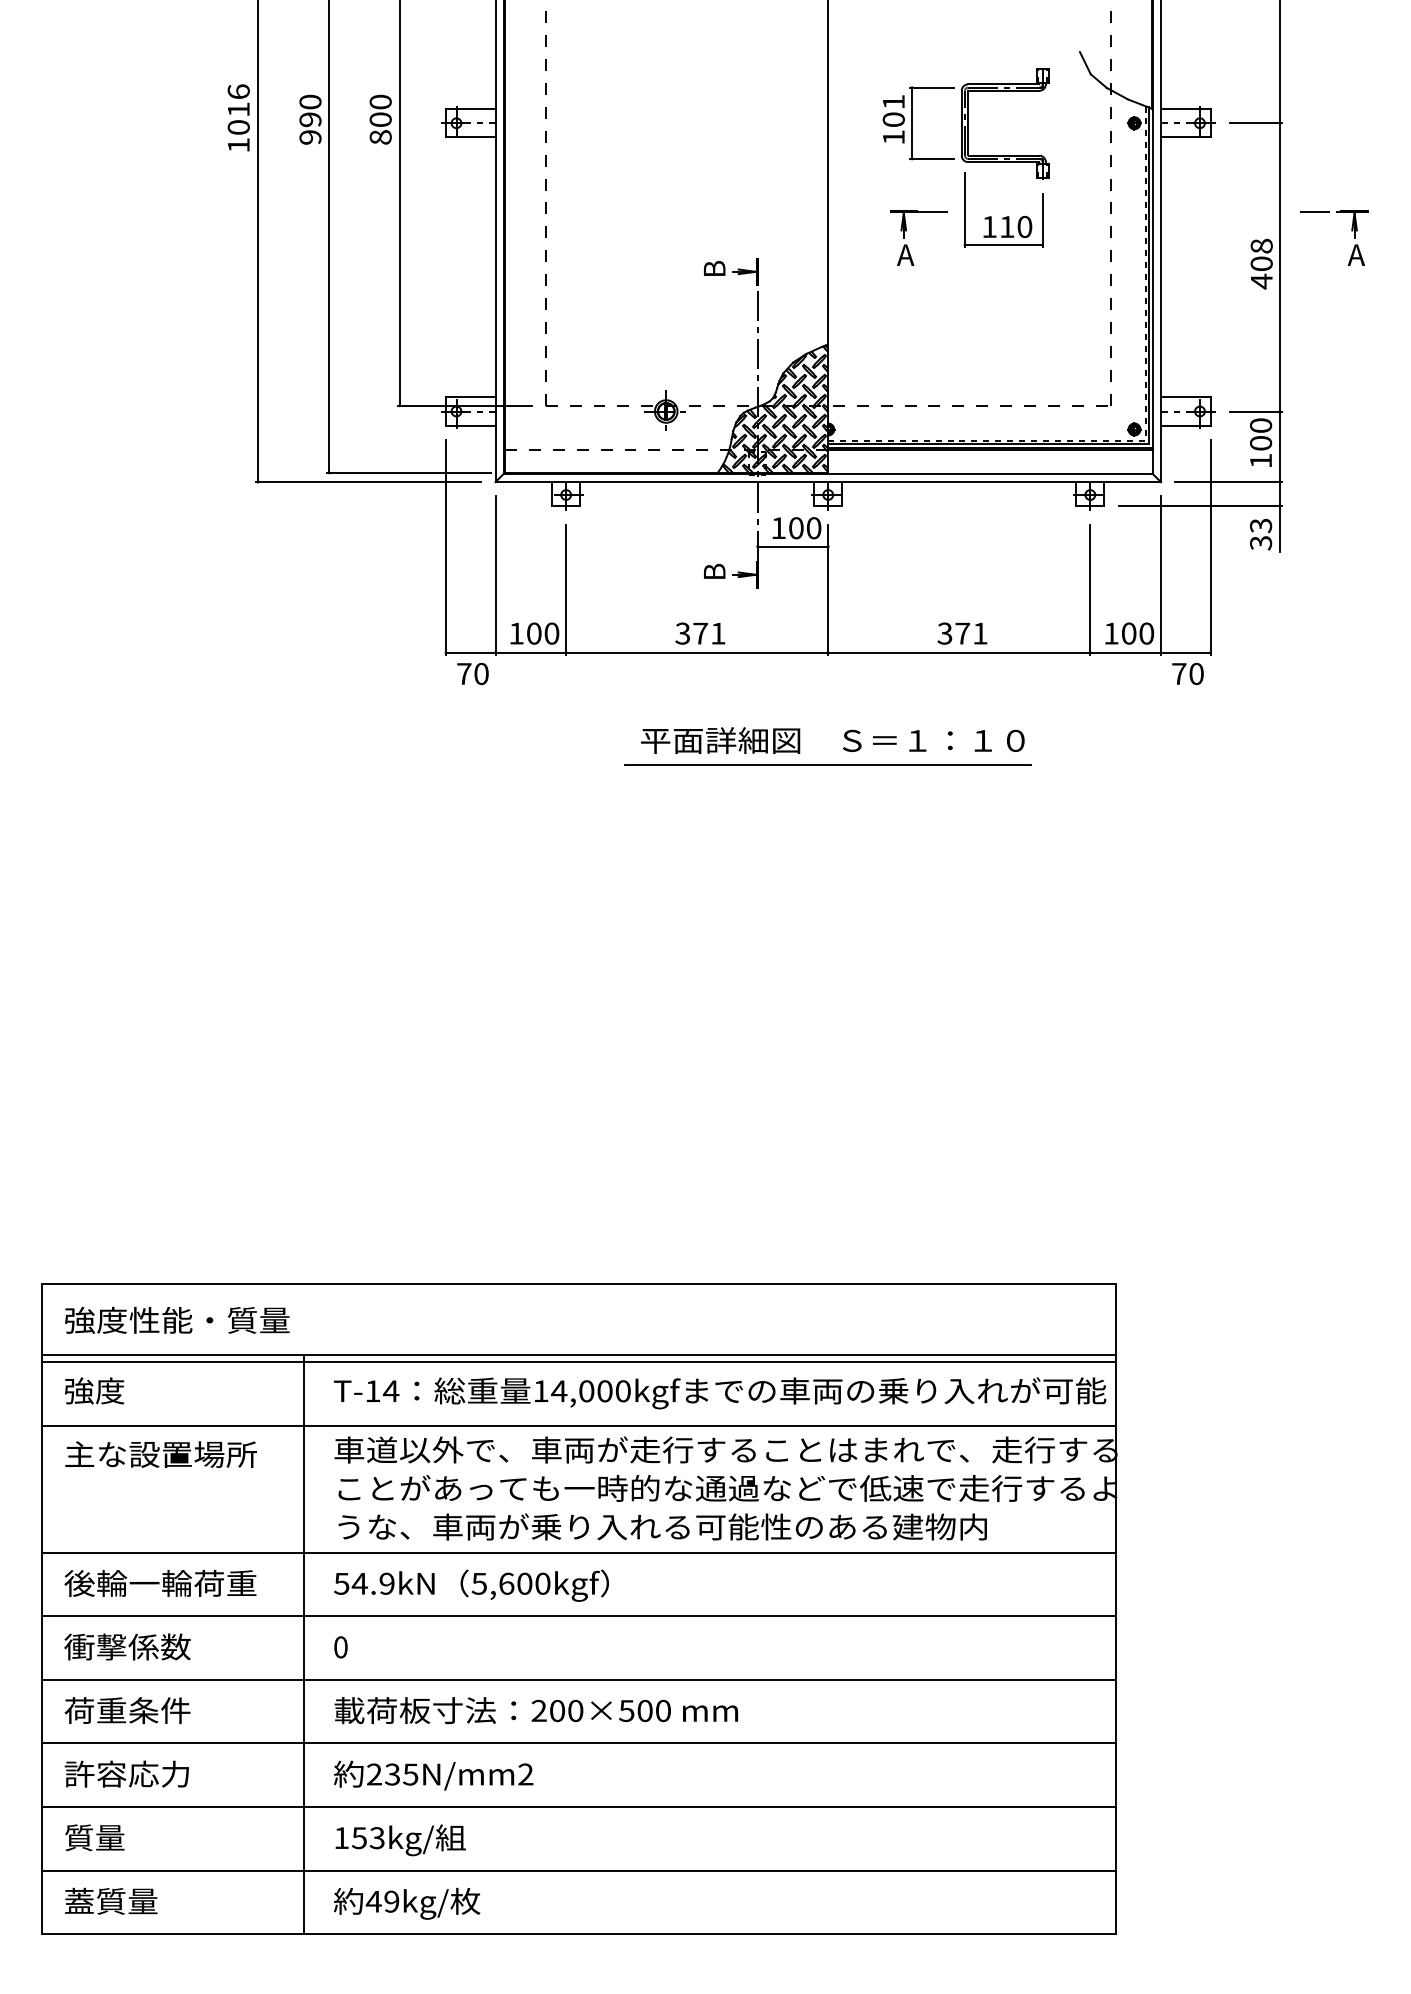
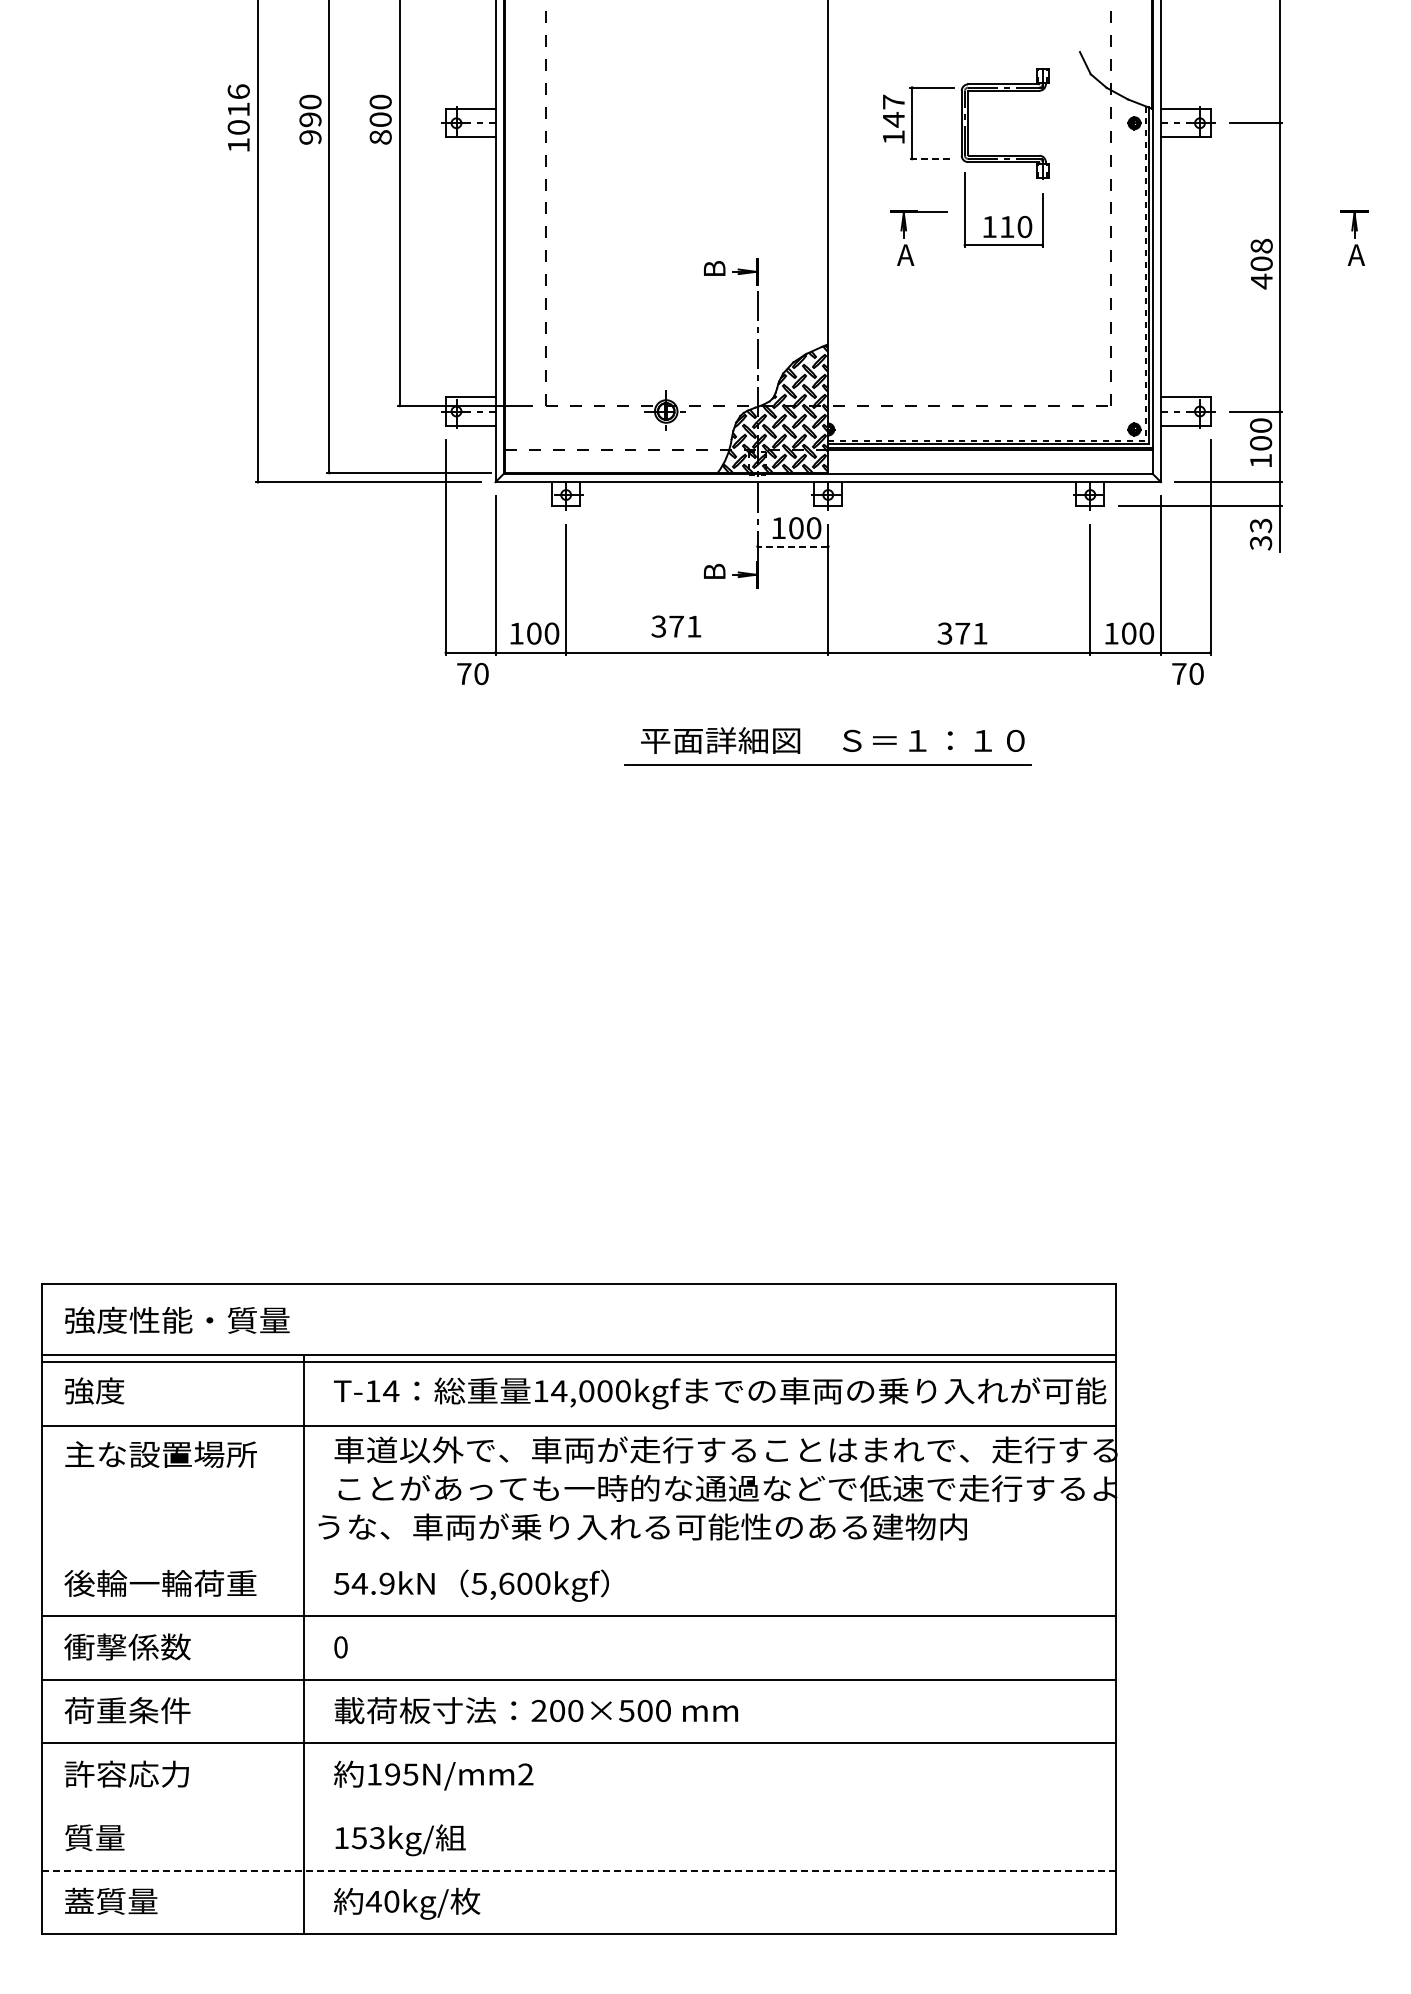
text: 101 -> 147 (893, 110)
line: solid -> dashed (932, 158)
line: present -> none (1320, 211)
line: solid -> dashed (792, 546)
text position: (700, 633) -> (676, 626) (676, 626)
text position: (662, 1526) -> (642, 1526) (642, 1526)
line: present -> none (579, 1552)
text: 235N/mm2 -> 195N/mm2 (383, 1774)
line: present -> none (579, 1807)
line: solid -> dashed (579, 1870)
text: 49kg/ -> 40kg/ (391, 1901)
